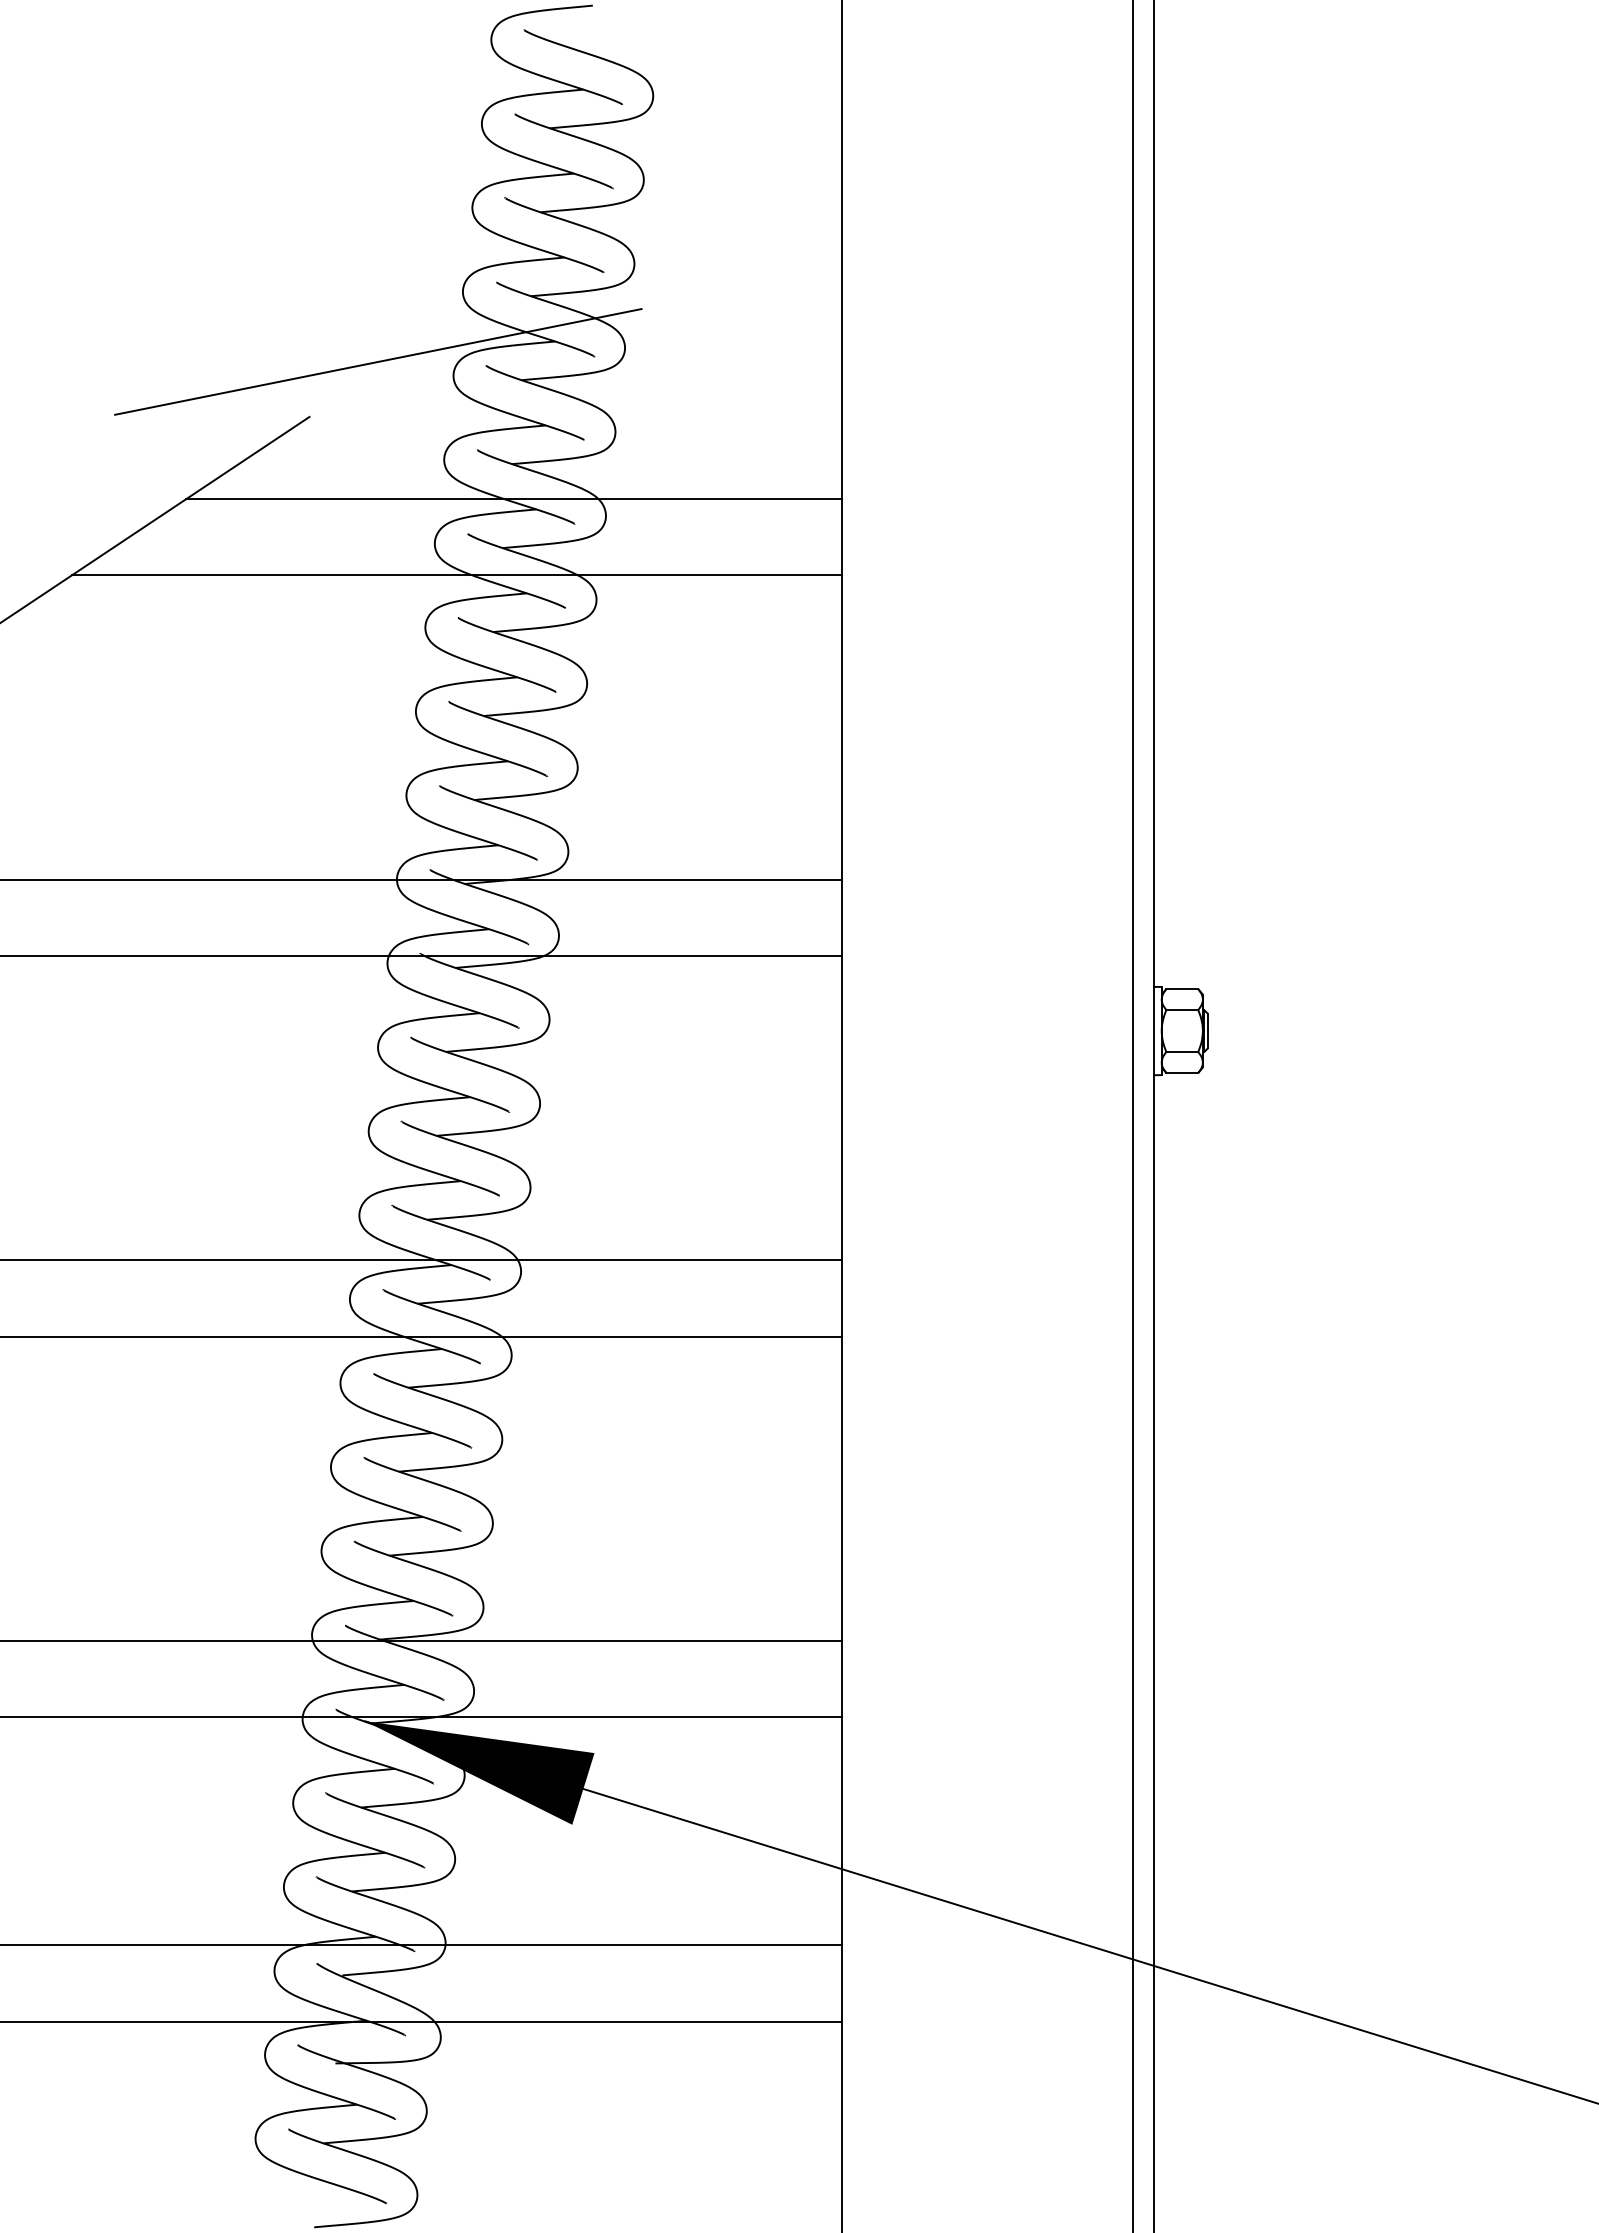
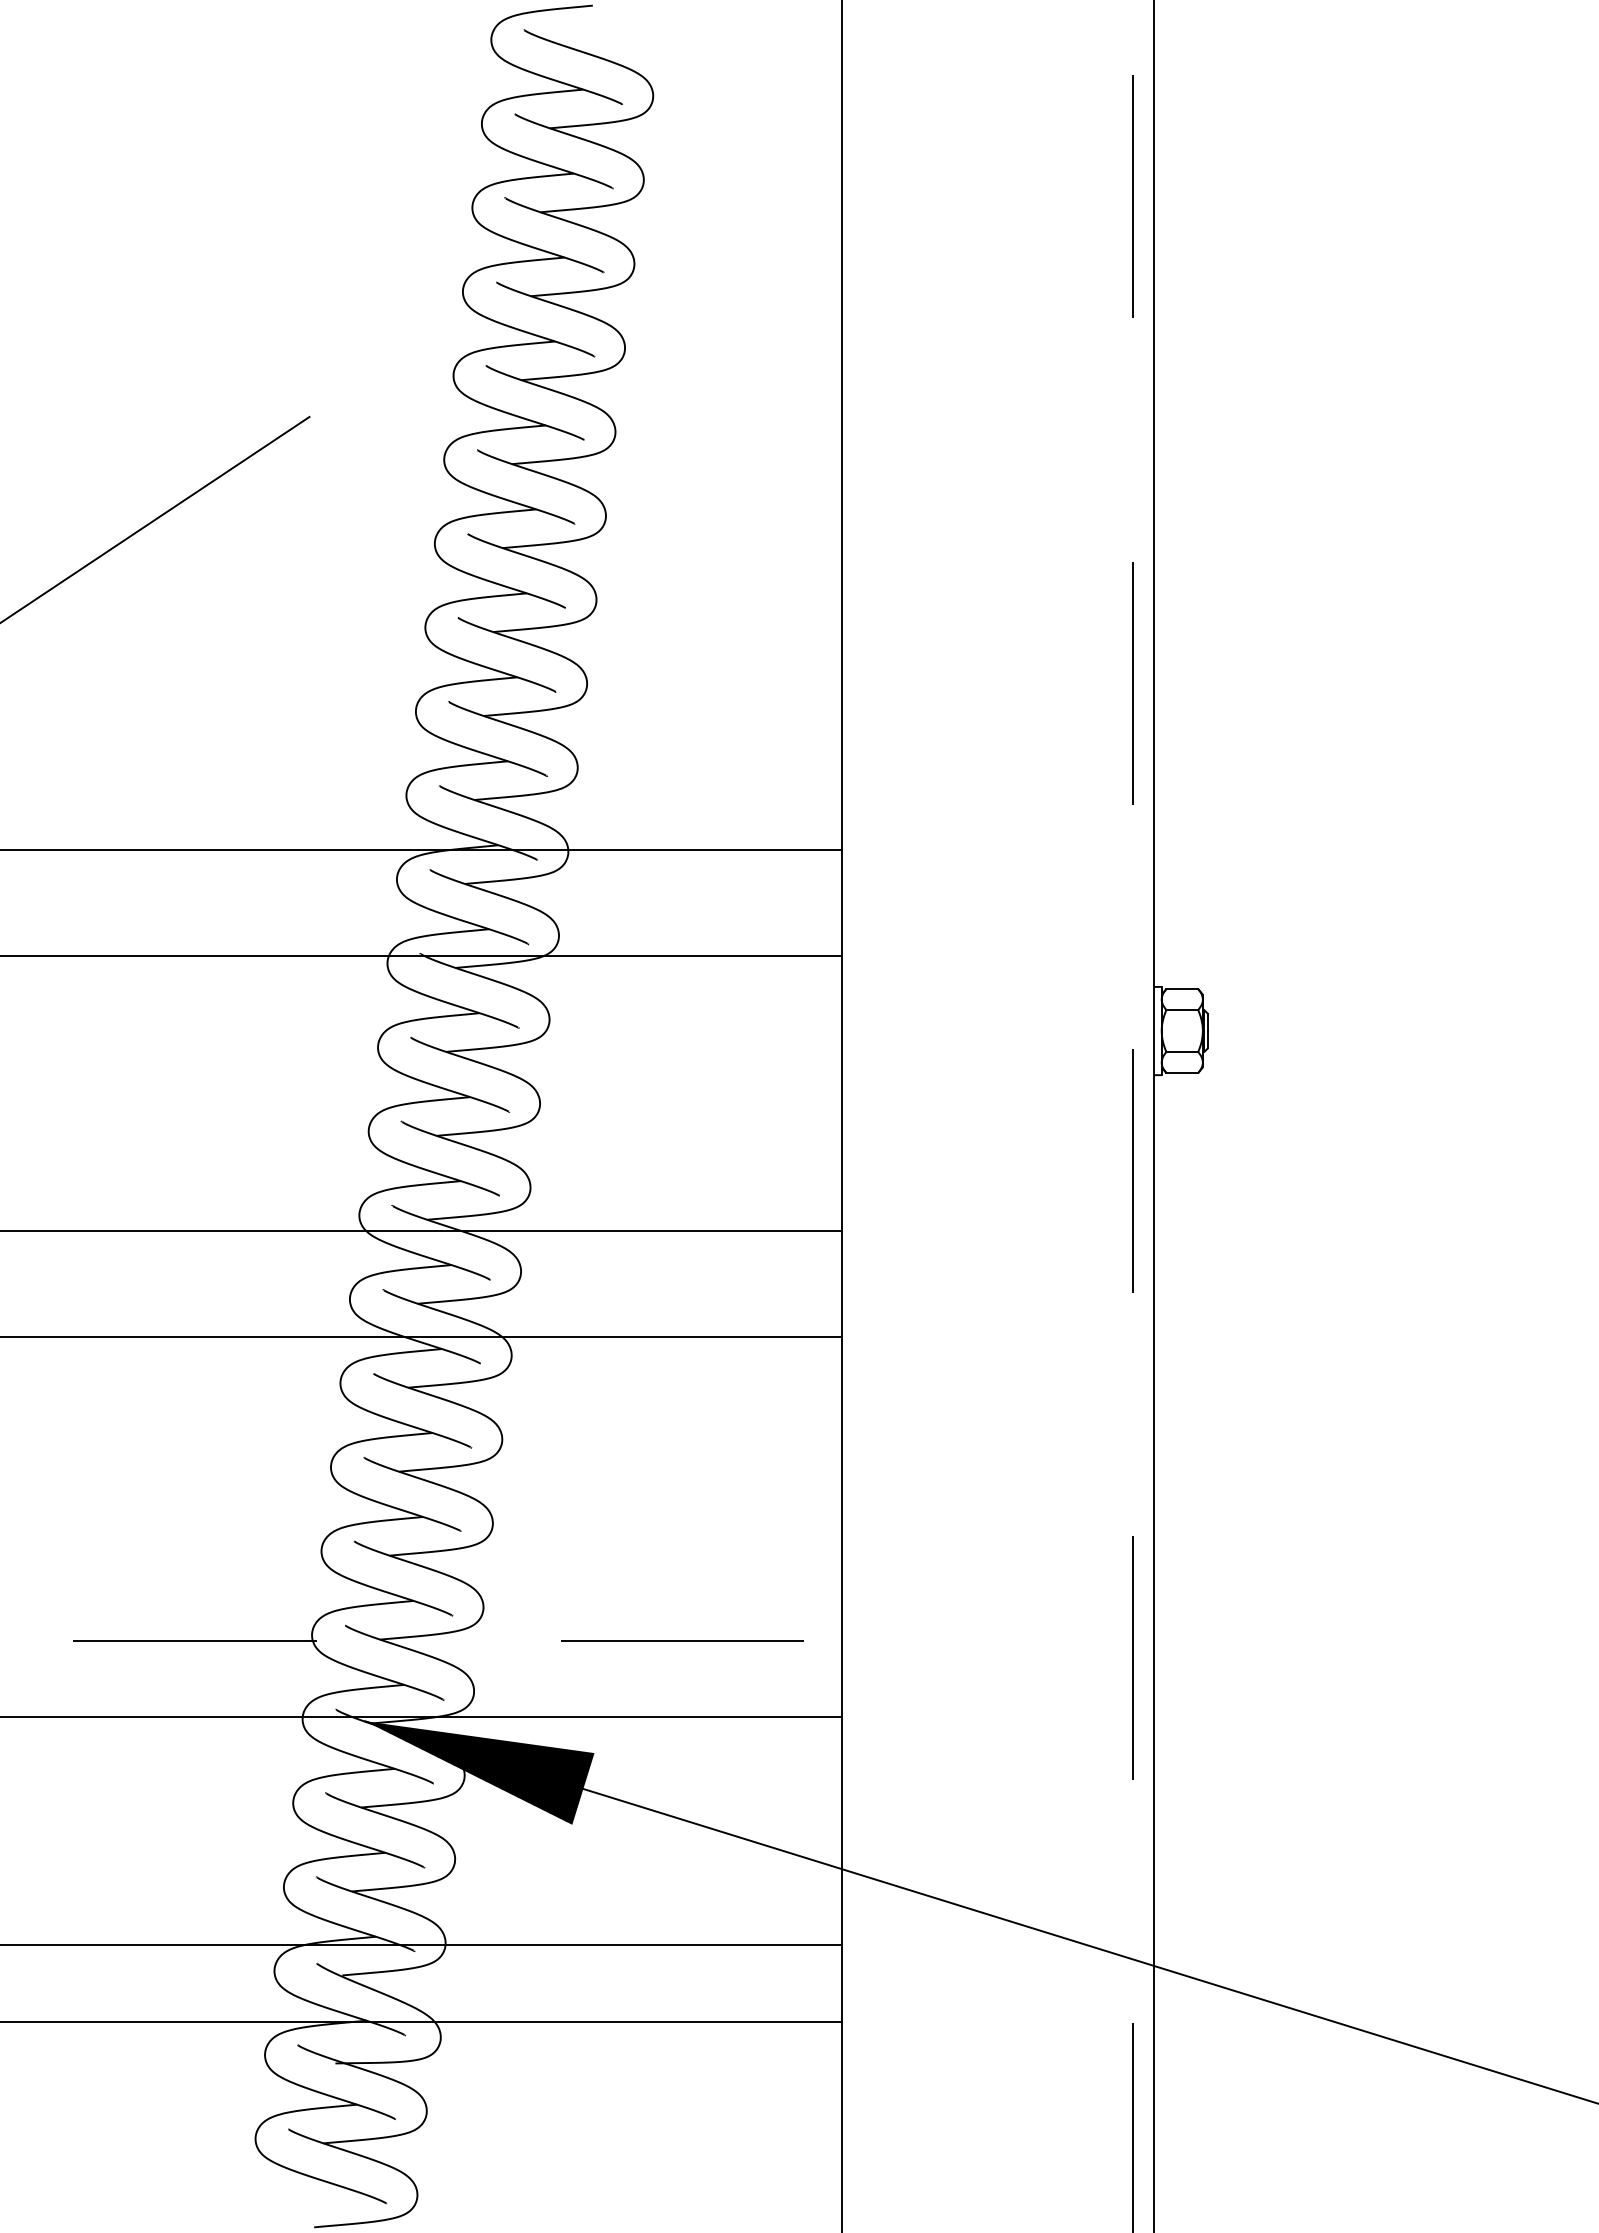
line: present -> none (378, 361)
line: present -> none (514, 499)
line: present -> none (456, 575)
line position: (422, 879) -> (422, 849) (422, 849)
line: solid -> dashed (1133, 1116)
line position: (422, 1260) -> (422, 1231) (422, 1231)
line: solid -> dashed (421, 1640)
